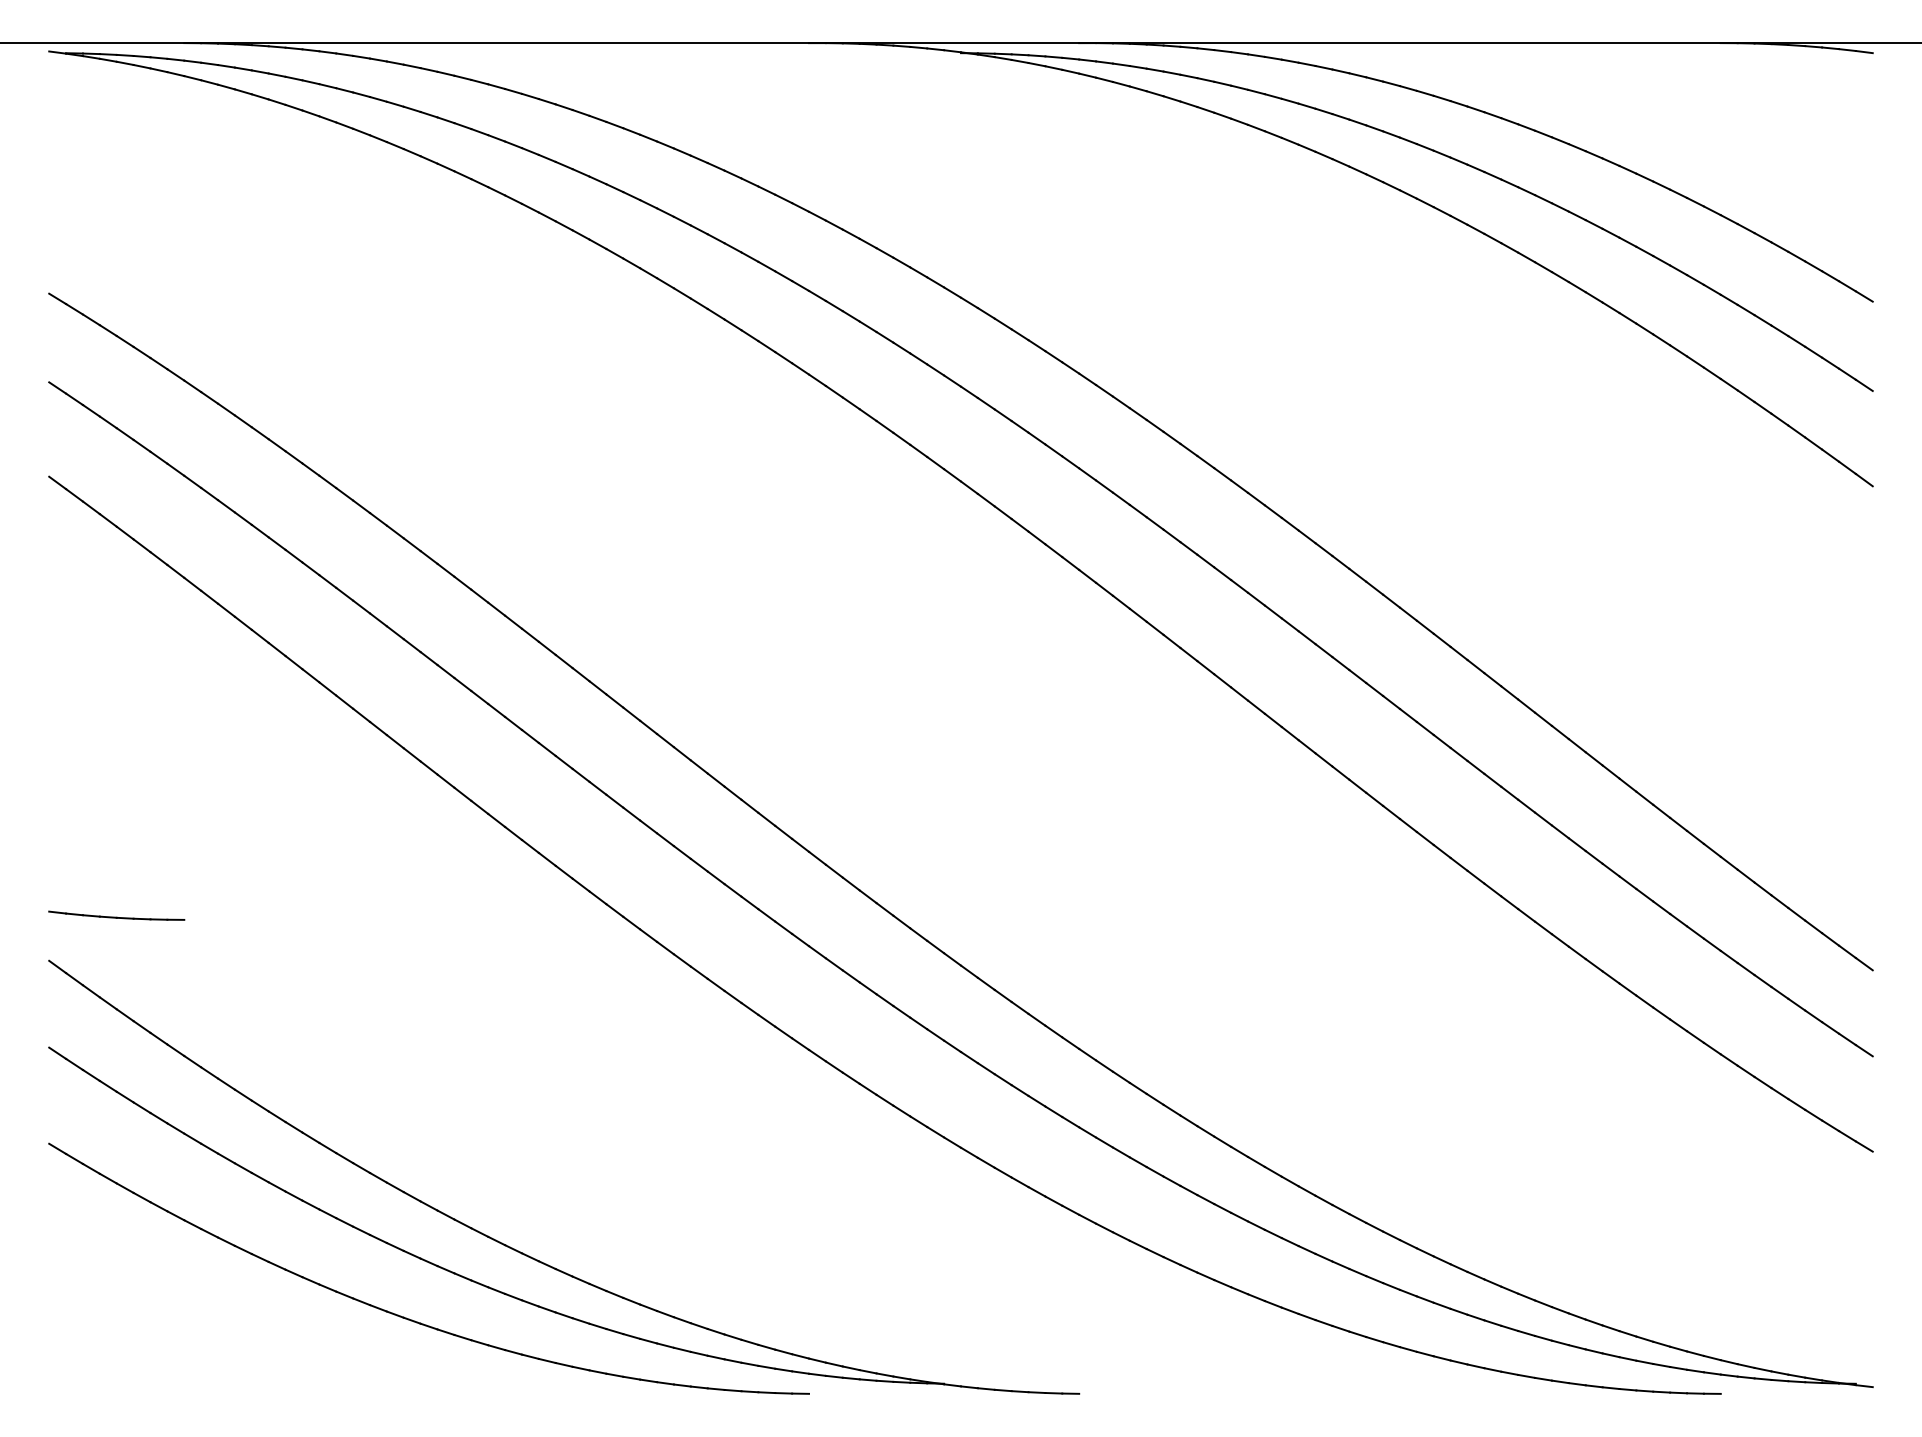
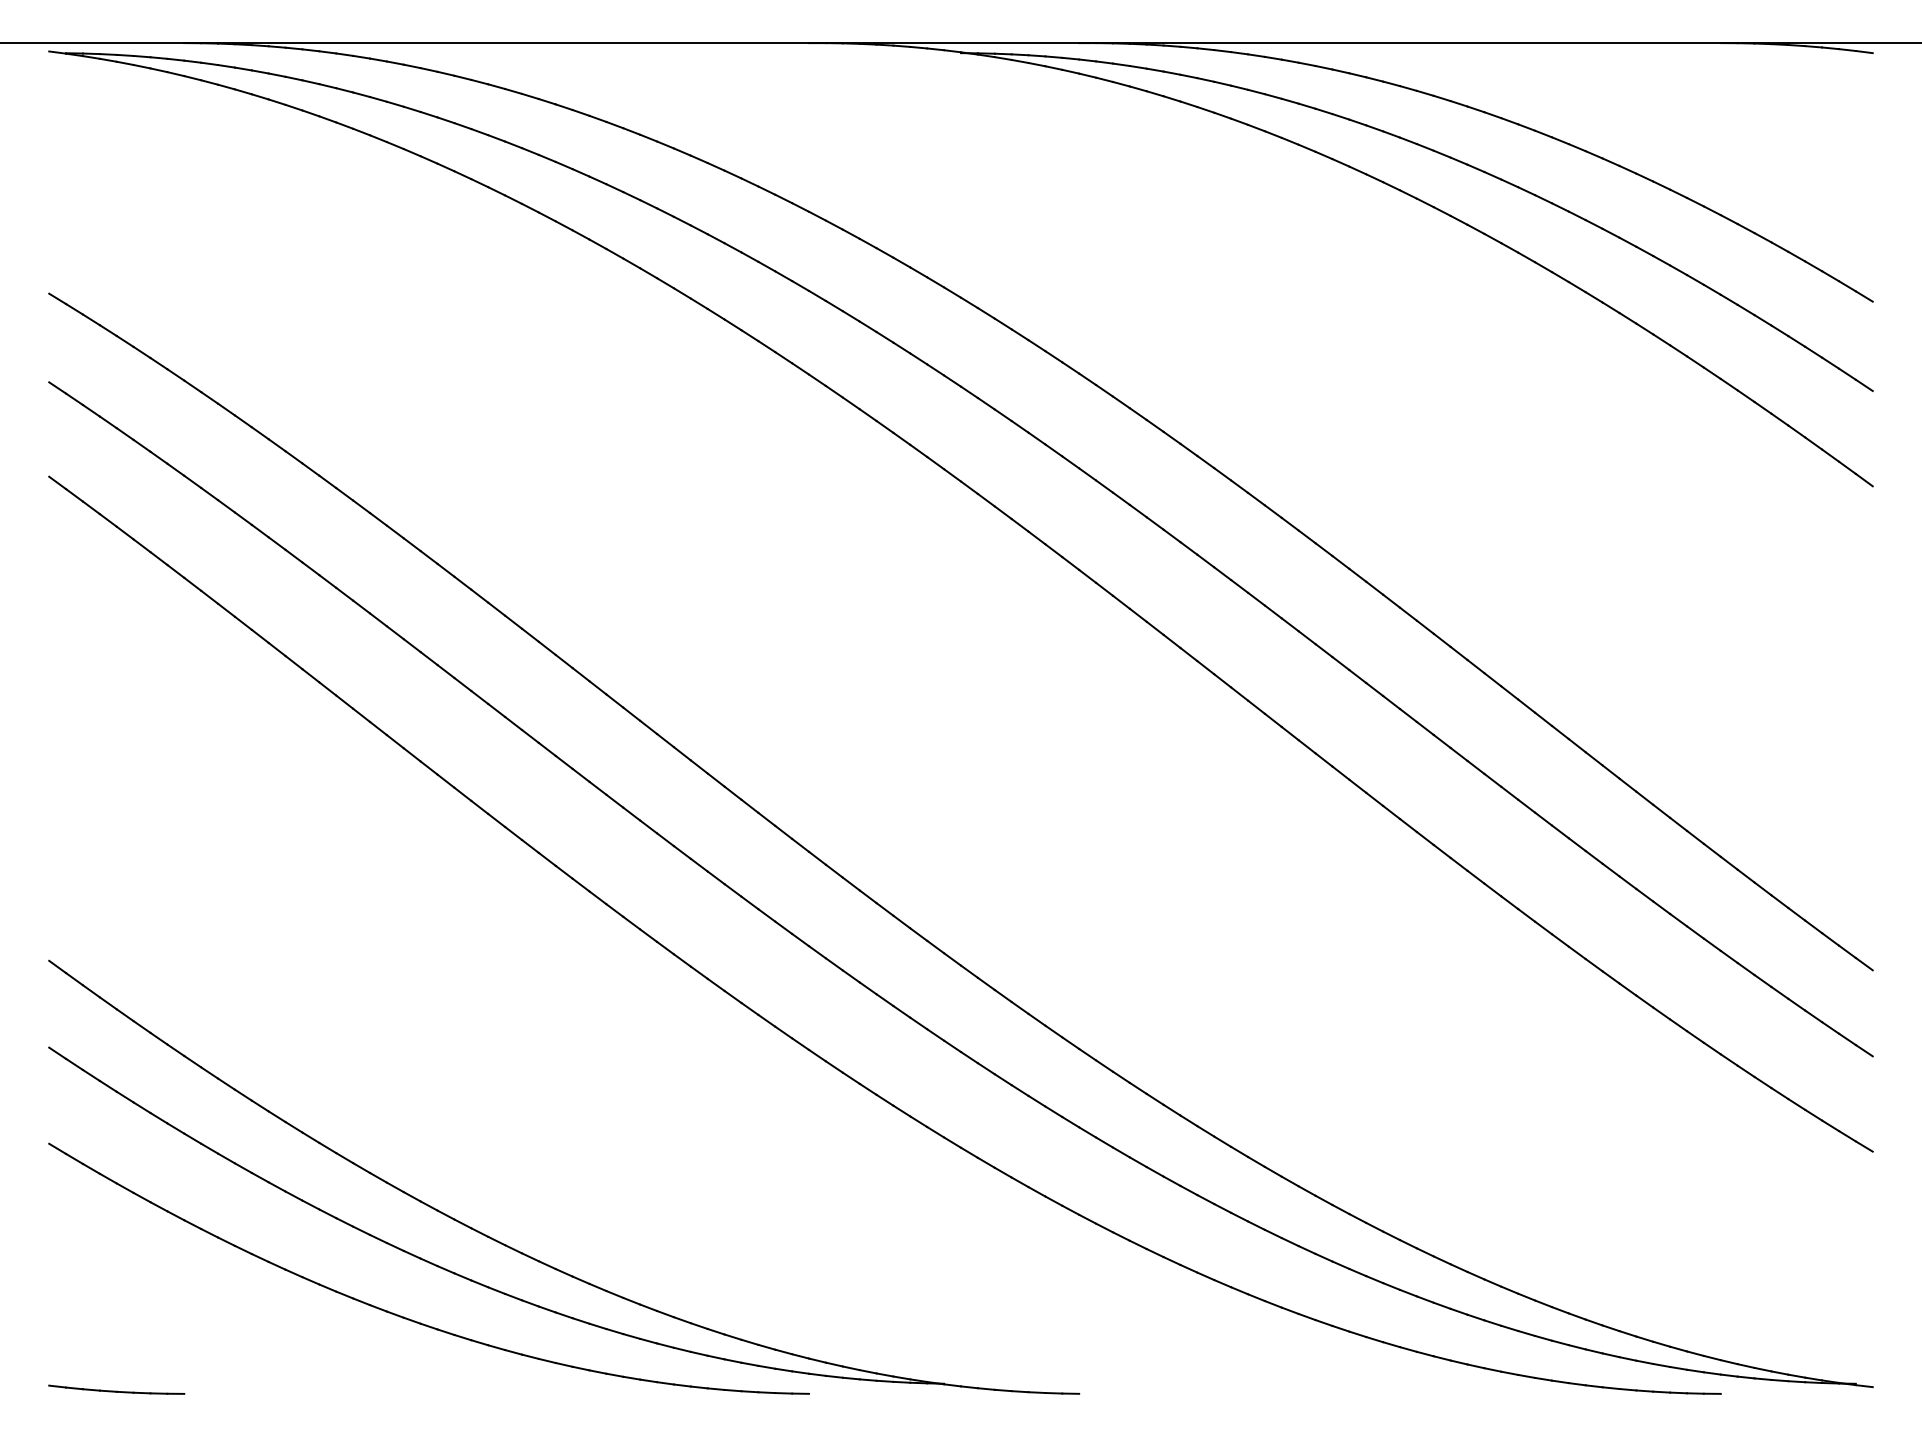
part position: (116, 915) -> (116, 1389) (116, 1389)
